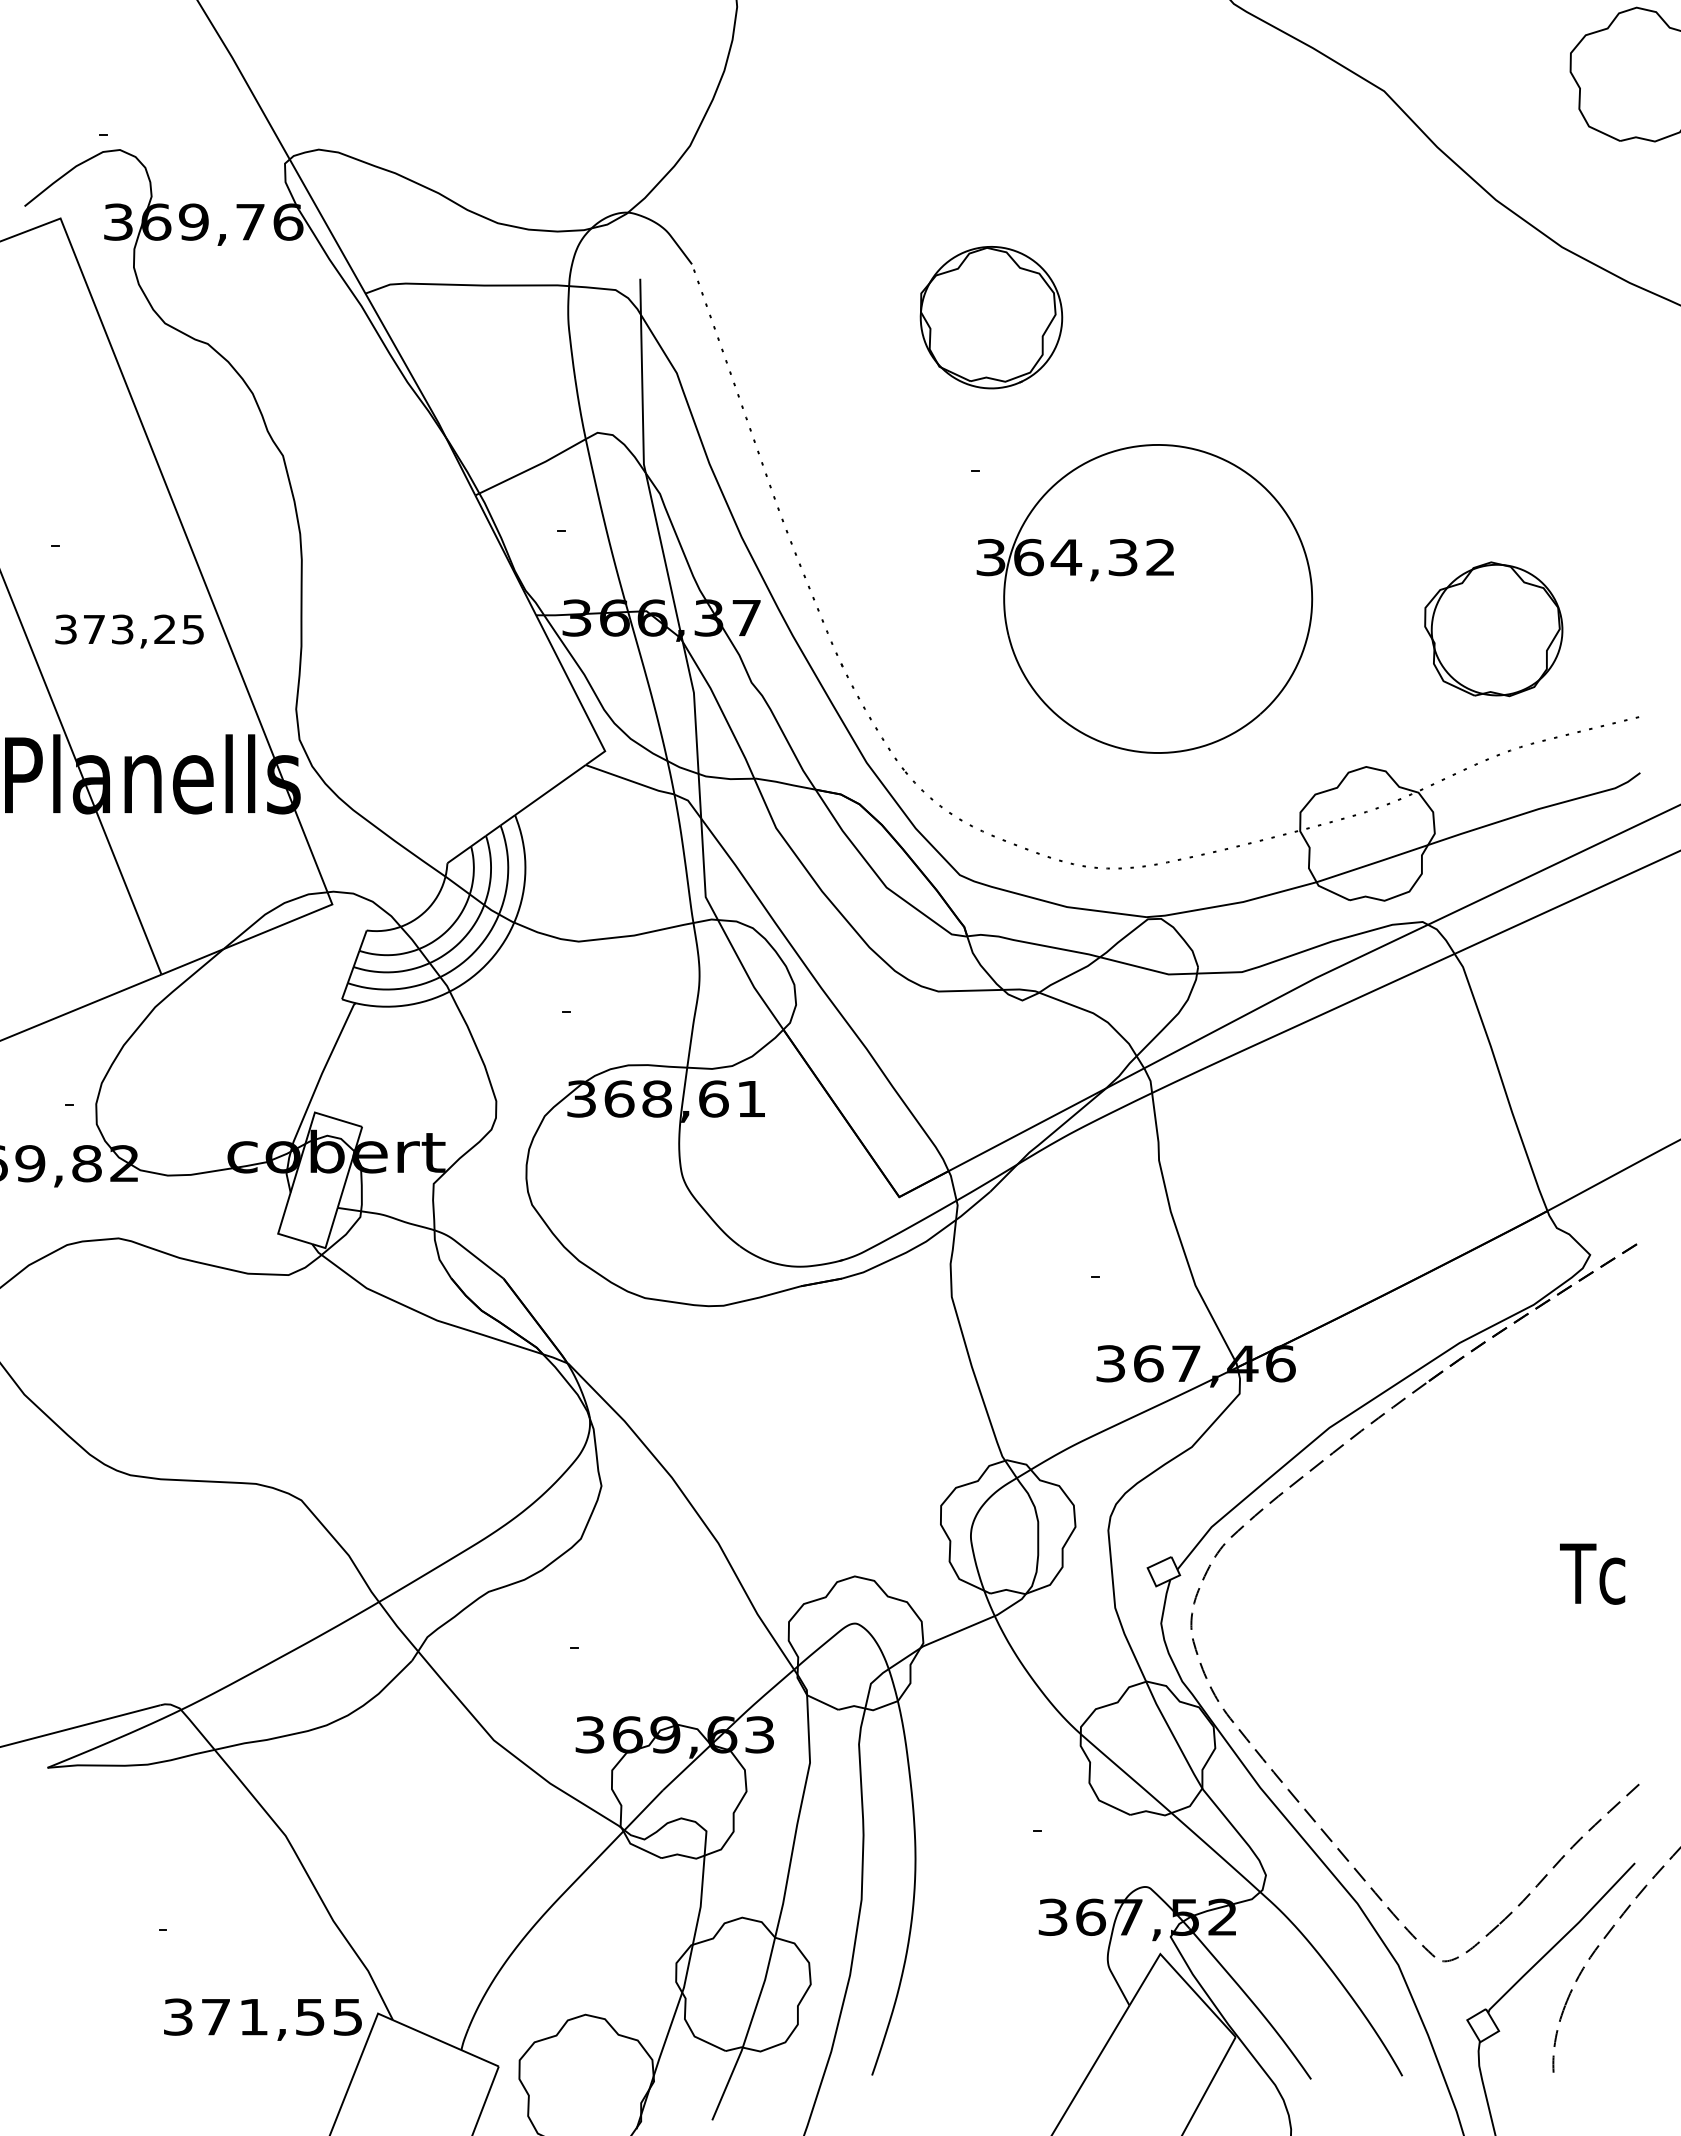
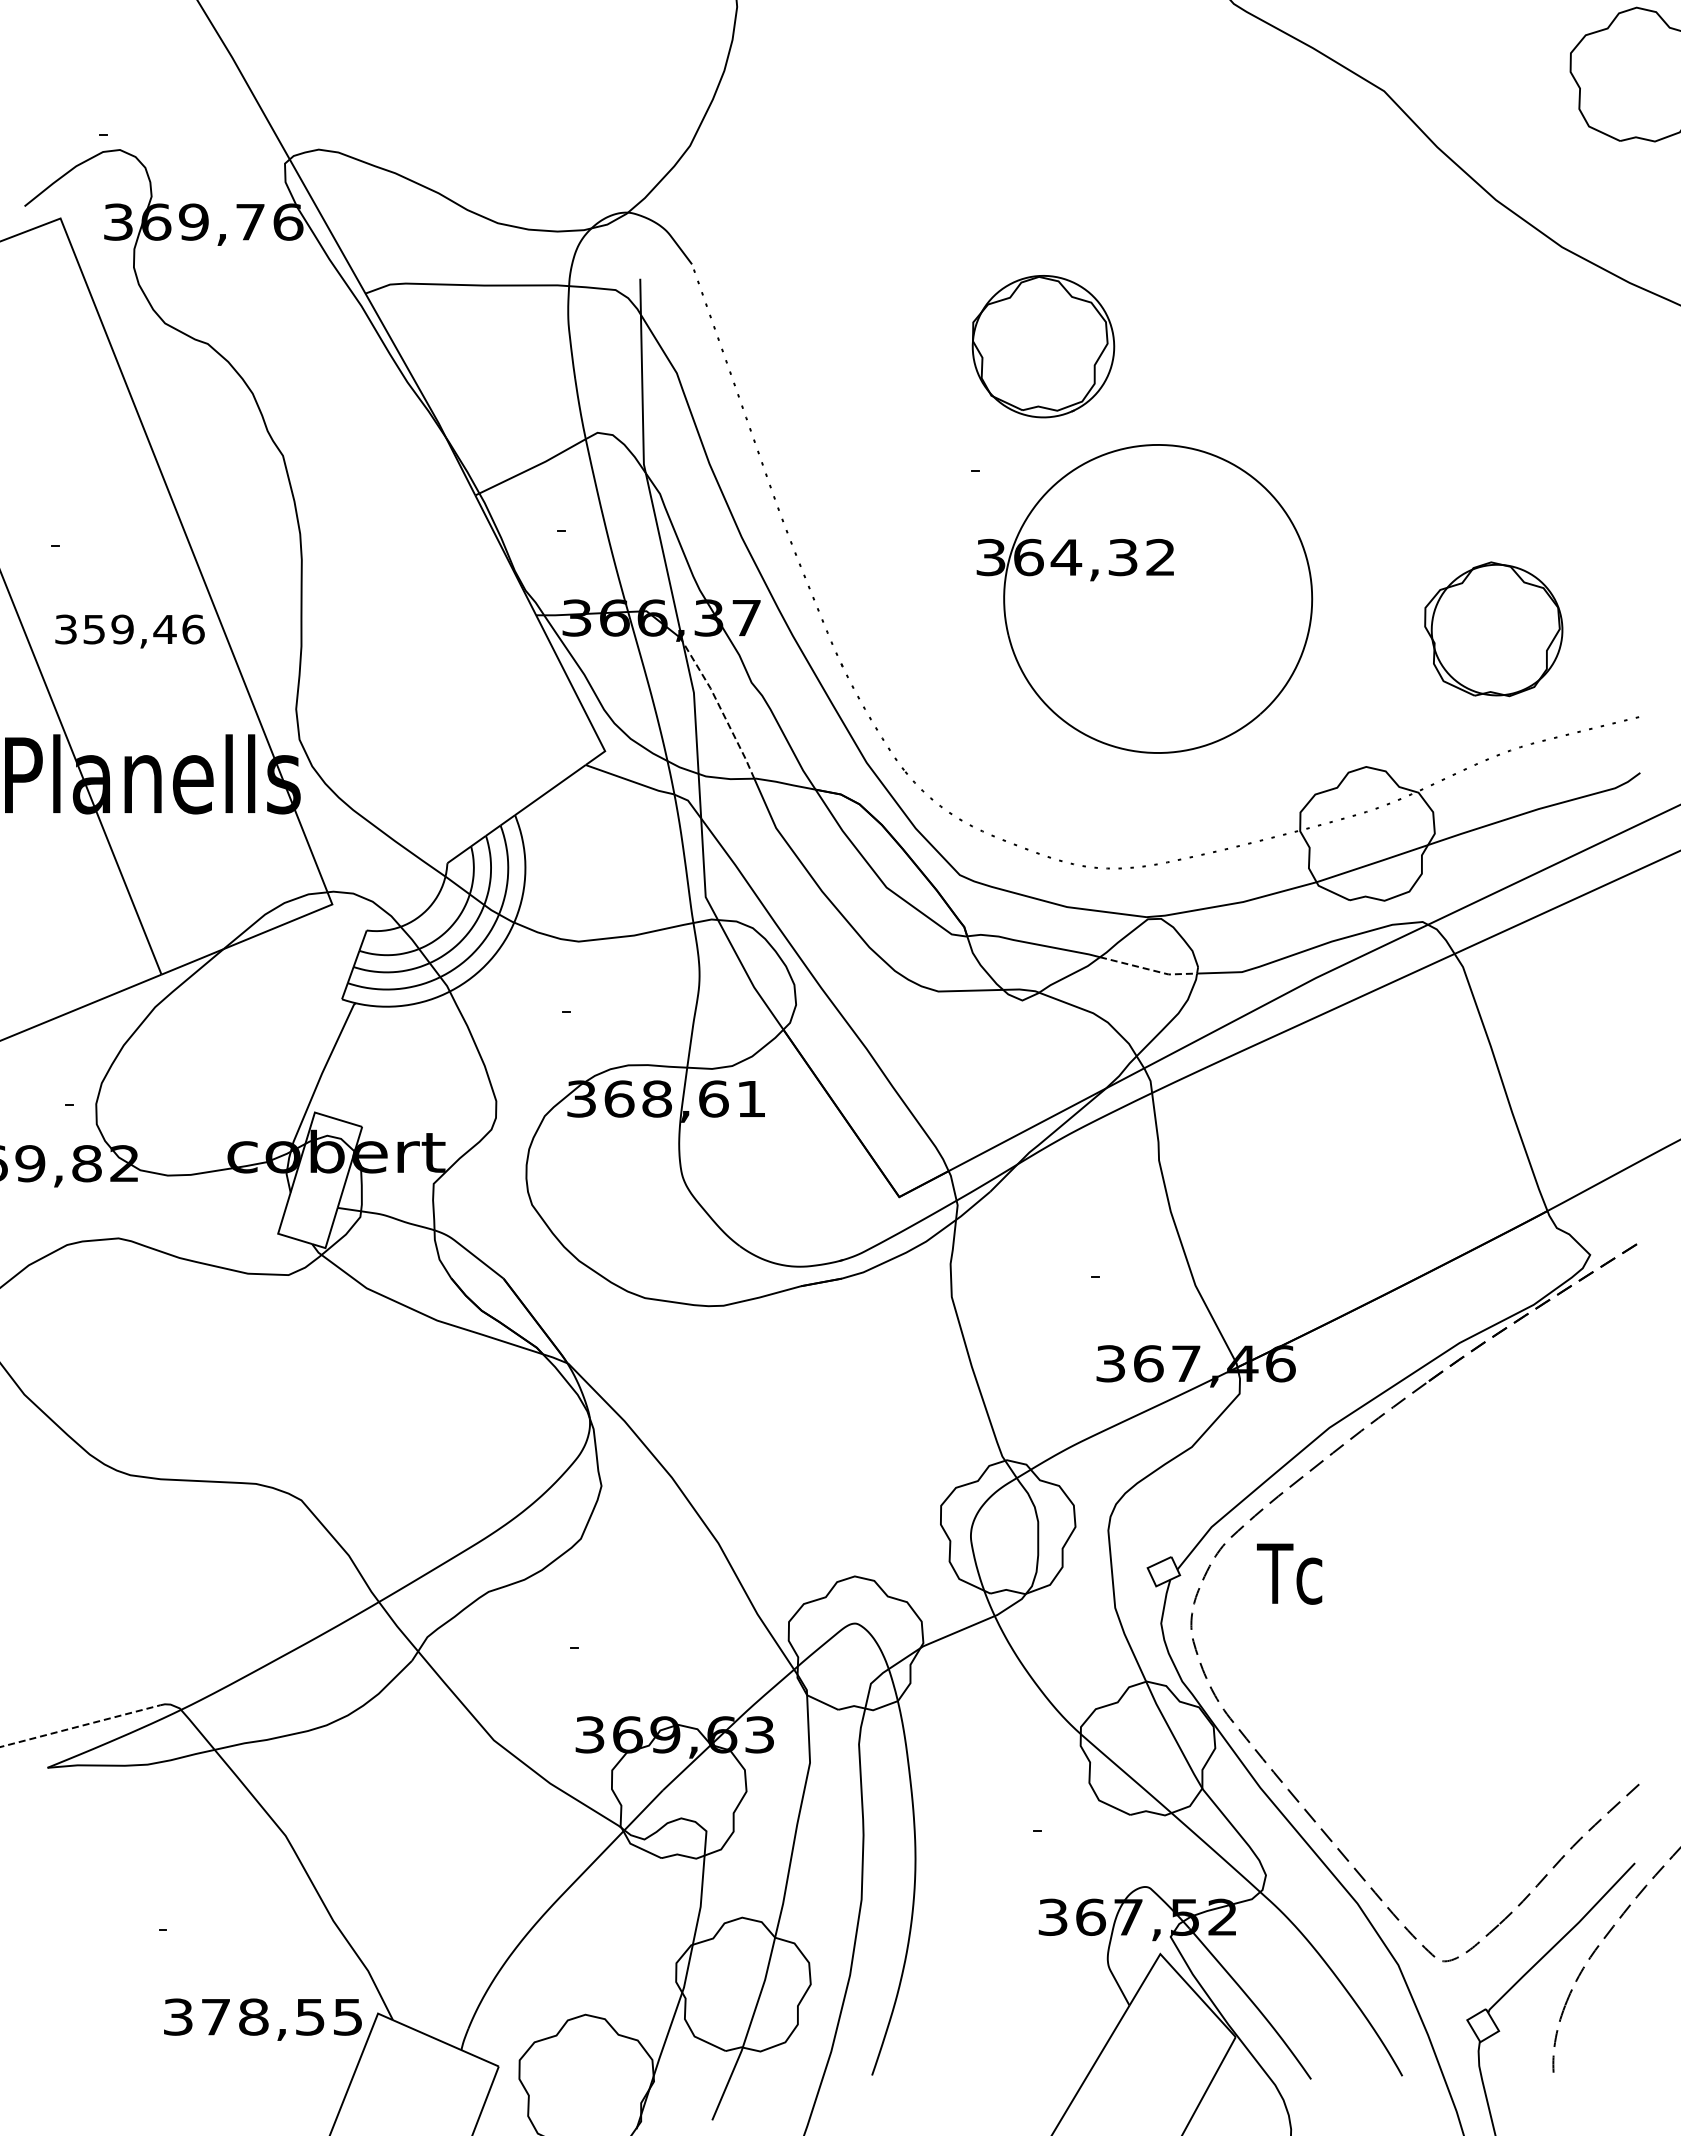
part position: (991, 317) -> (1043, 346) (1043, 346)
text: 373,25 -> 359,46 (143, 629)
line: solid -> dashed (720, 708)
line: solid -> dashed (1149, 969)
text position: (1592, 1573) -> (1289, 1573) (1289, 1573)
line: solid -> dashed (80, 1726)
text: 371,55 -> 378,55 (253, 2016)
